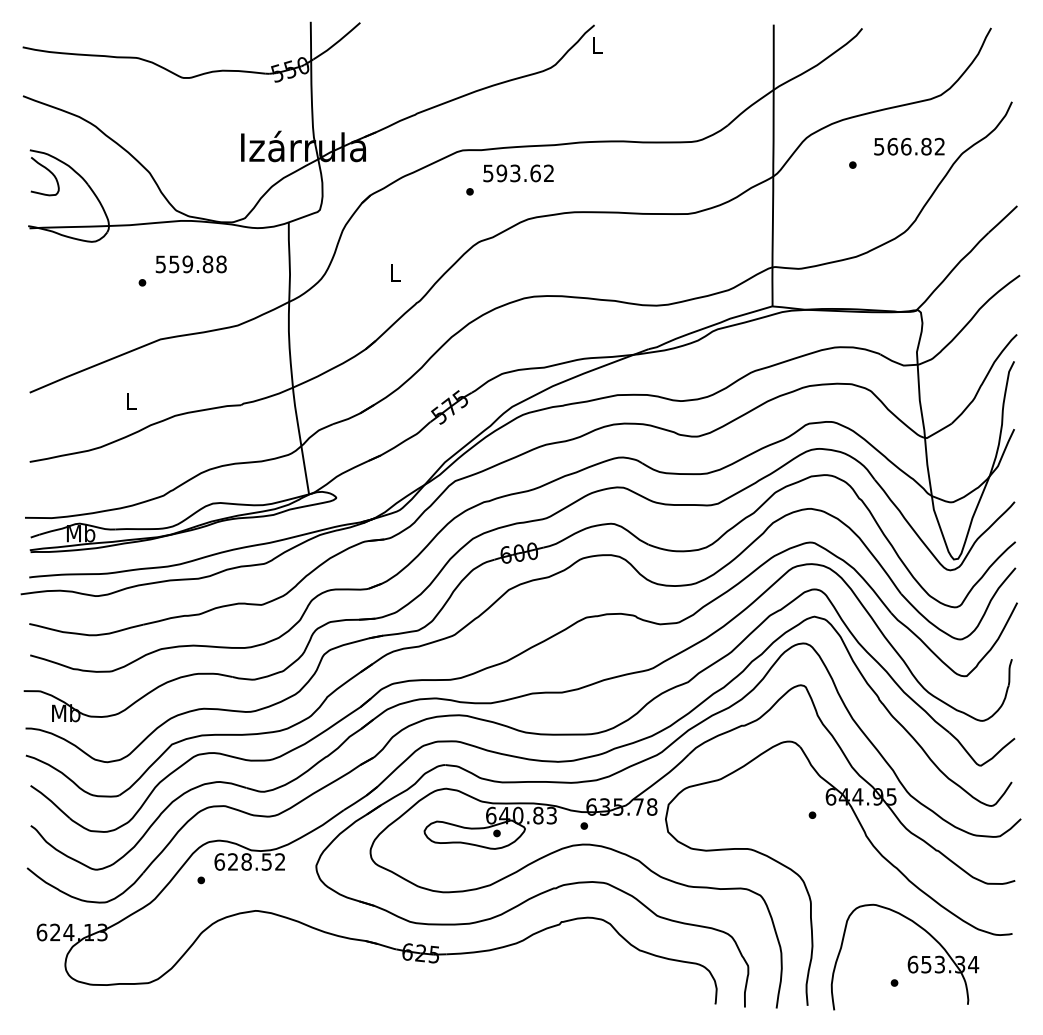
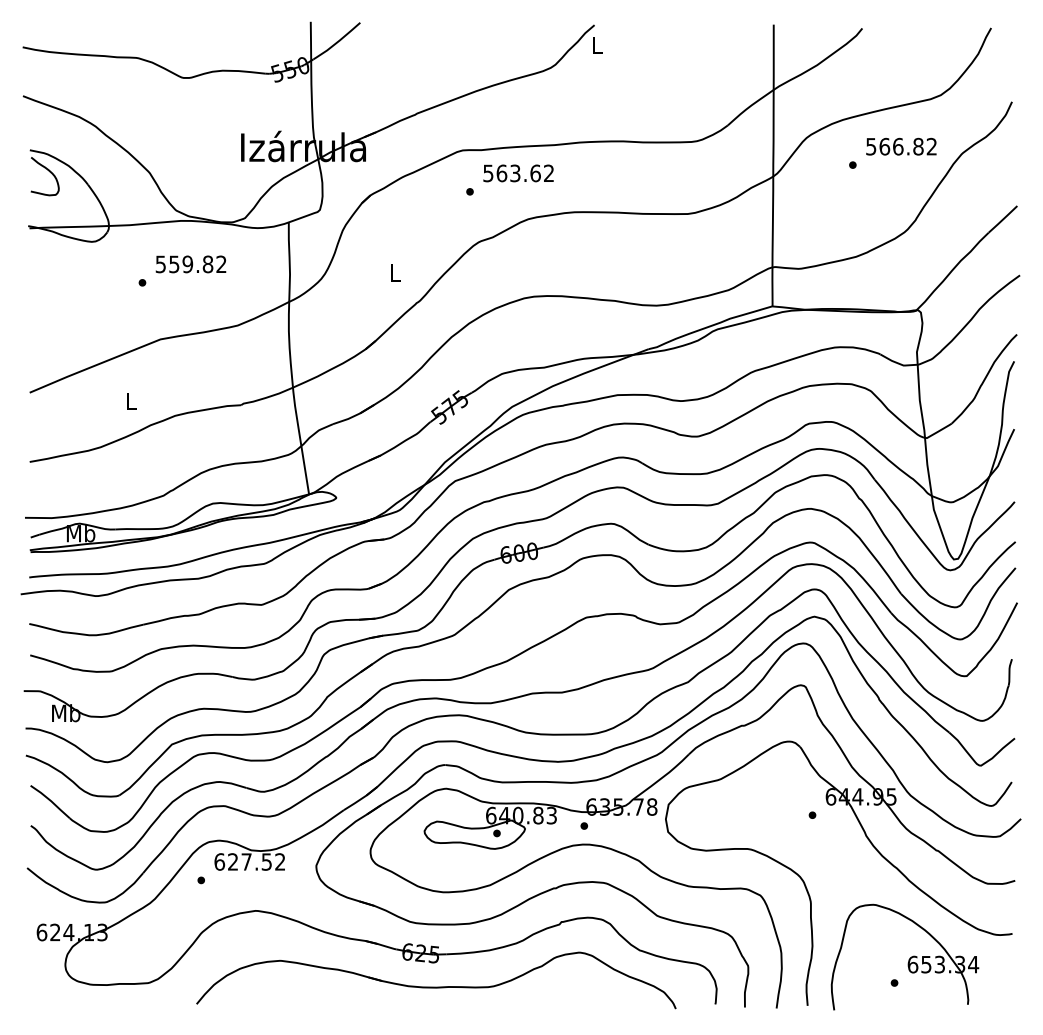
text position: (909, 146) -> (901, 146) (901, 146)
text: 593.62 -> 563.62 (501, 173)
text: 559.88 -> 559.82 (221, 264)
text: 628.52 -> 627.52 (246, 861)
part: none -> present (436, 980)
